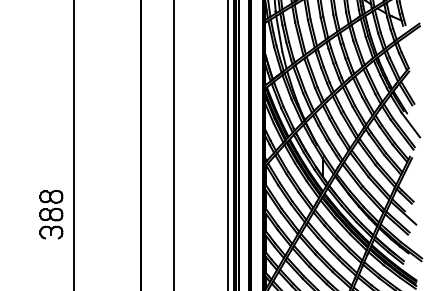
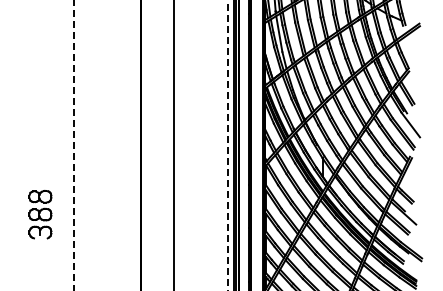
line: solid -> dashed (74, 145)
line: solid -> dashed (228, 145)
part position: (51, 214) -> (40, 214) (40, 214)
